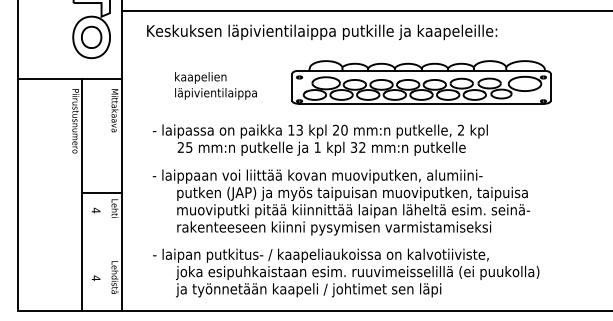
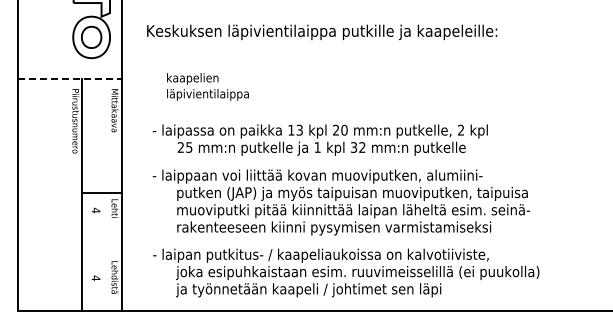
line: present -> none (365, 11)
line: solid -> dashed (70, 78)
part: present -> none (421, 82)
text position: (215, 85) -> (207, 86) (207, 86)
